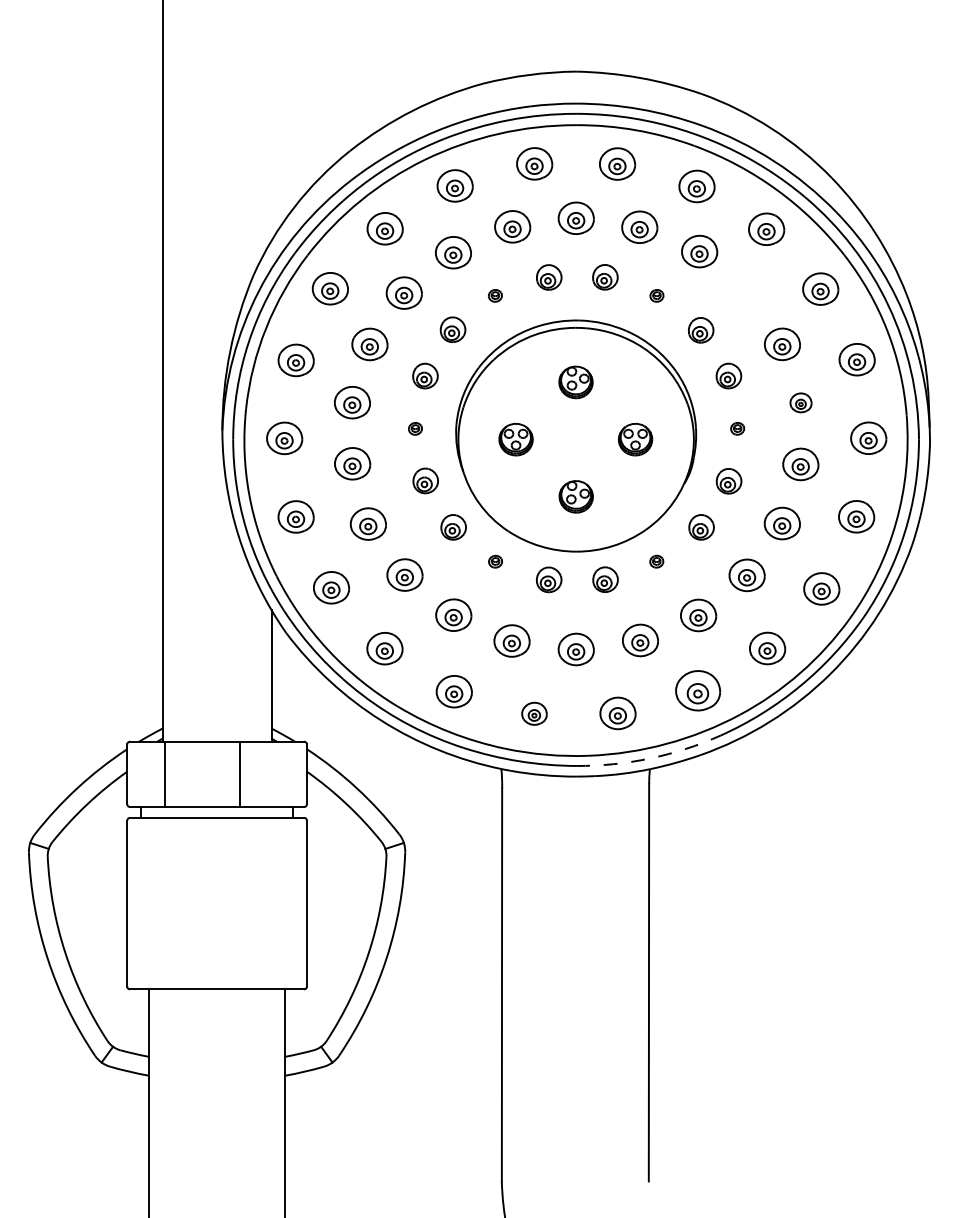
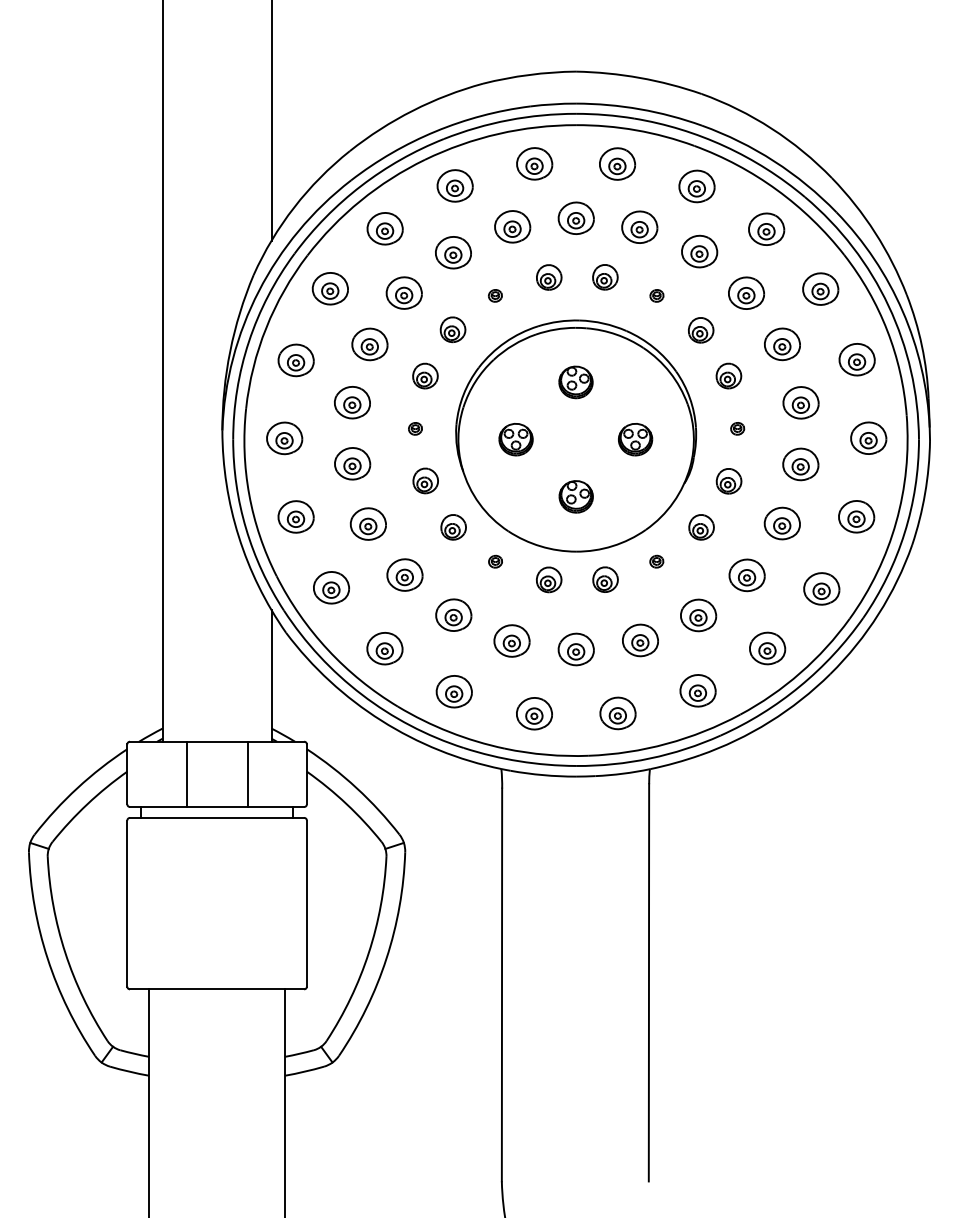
line: none -> present (271, 121)
part: none -> present (746, 292)
part size: 24x22 px -> 38x34 px (800, 402)
part size: 47x42 px -> 38x34 px (697, 690)
part size: 27x25 px -> 37x34 px (534, 713)
arc: dashed -> solid (650, 758)
line position: (164, 774) -> (186, 774) (186, 774)
line position: (240, 774) -> (248, 774) (248, 774)
